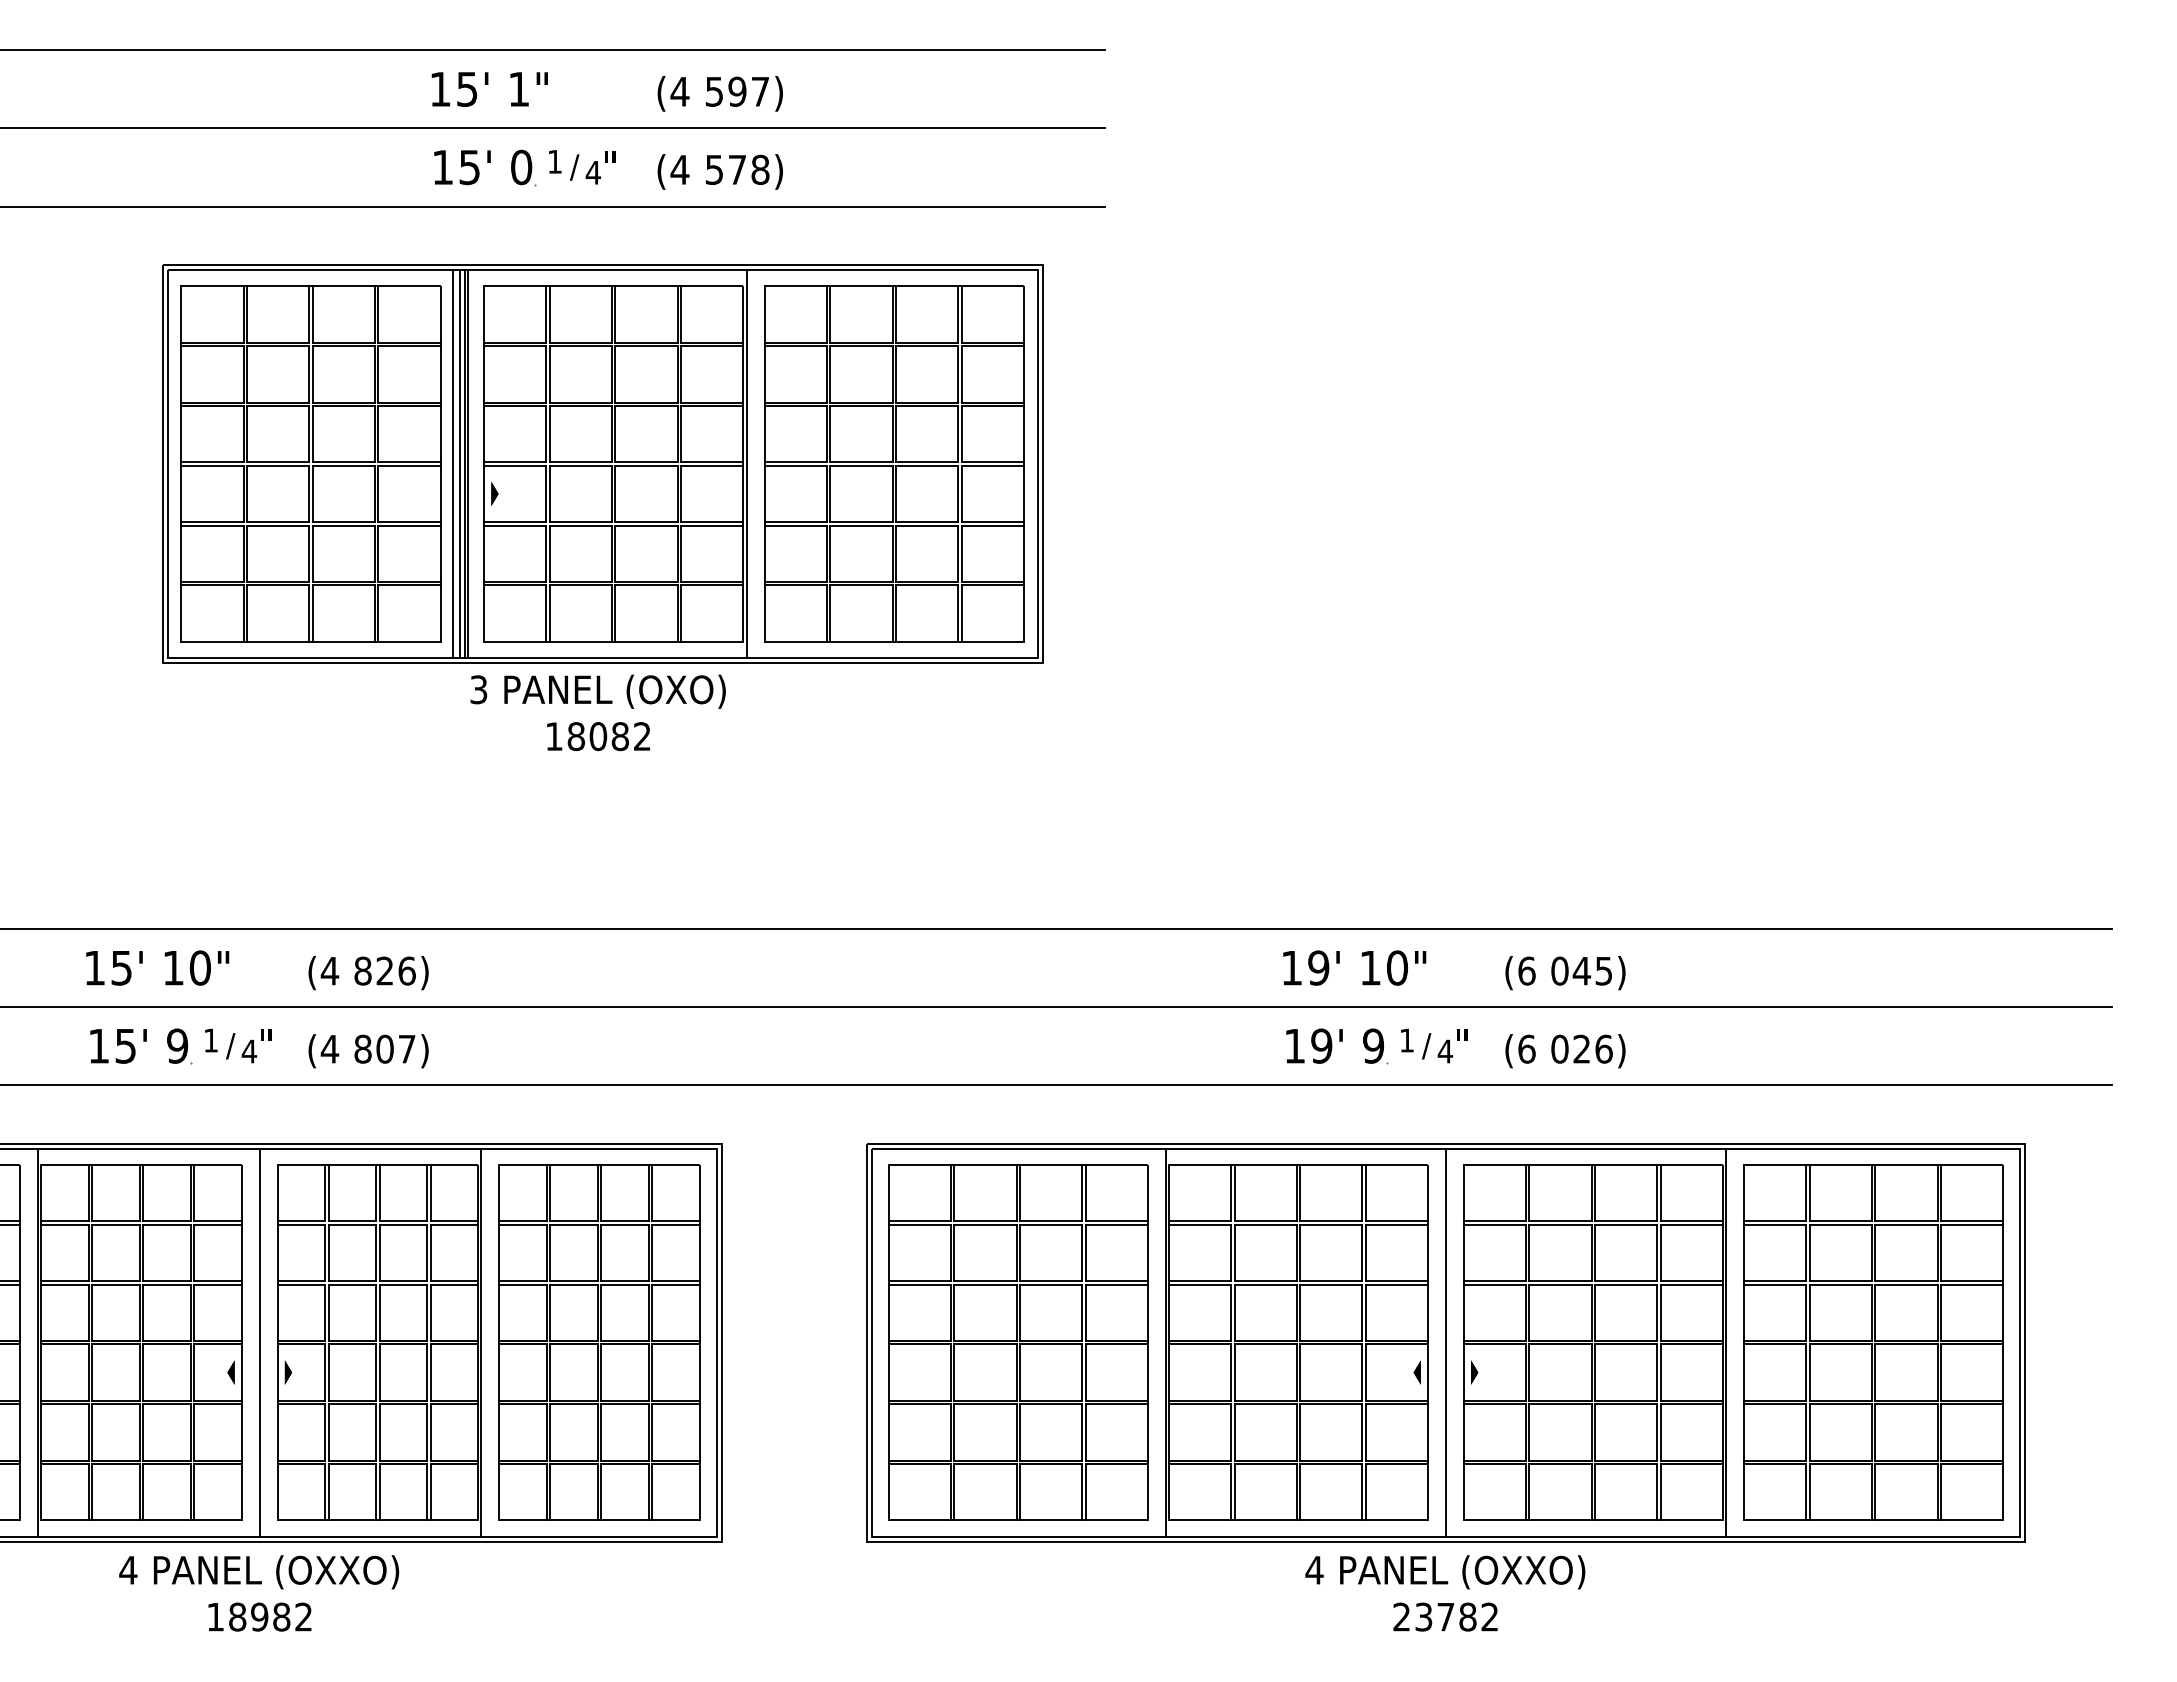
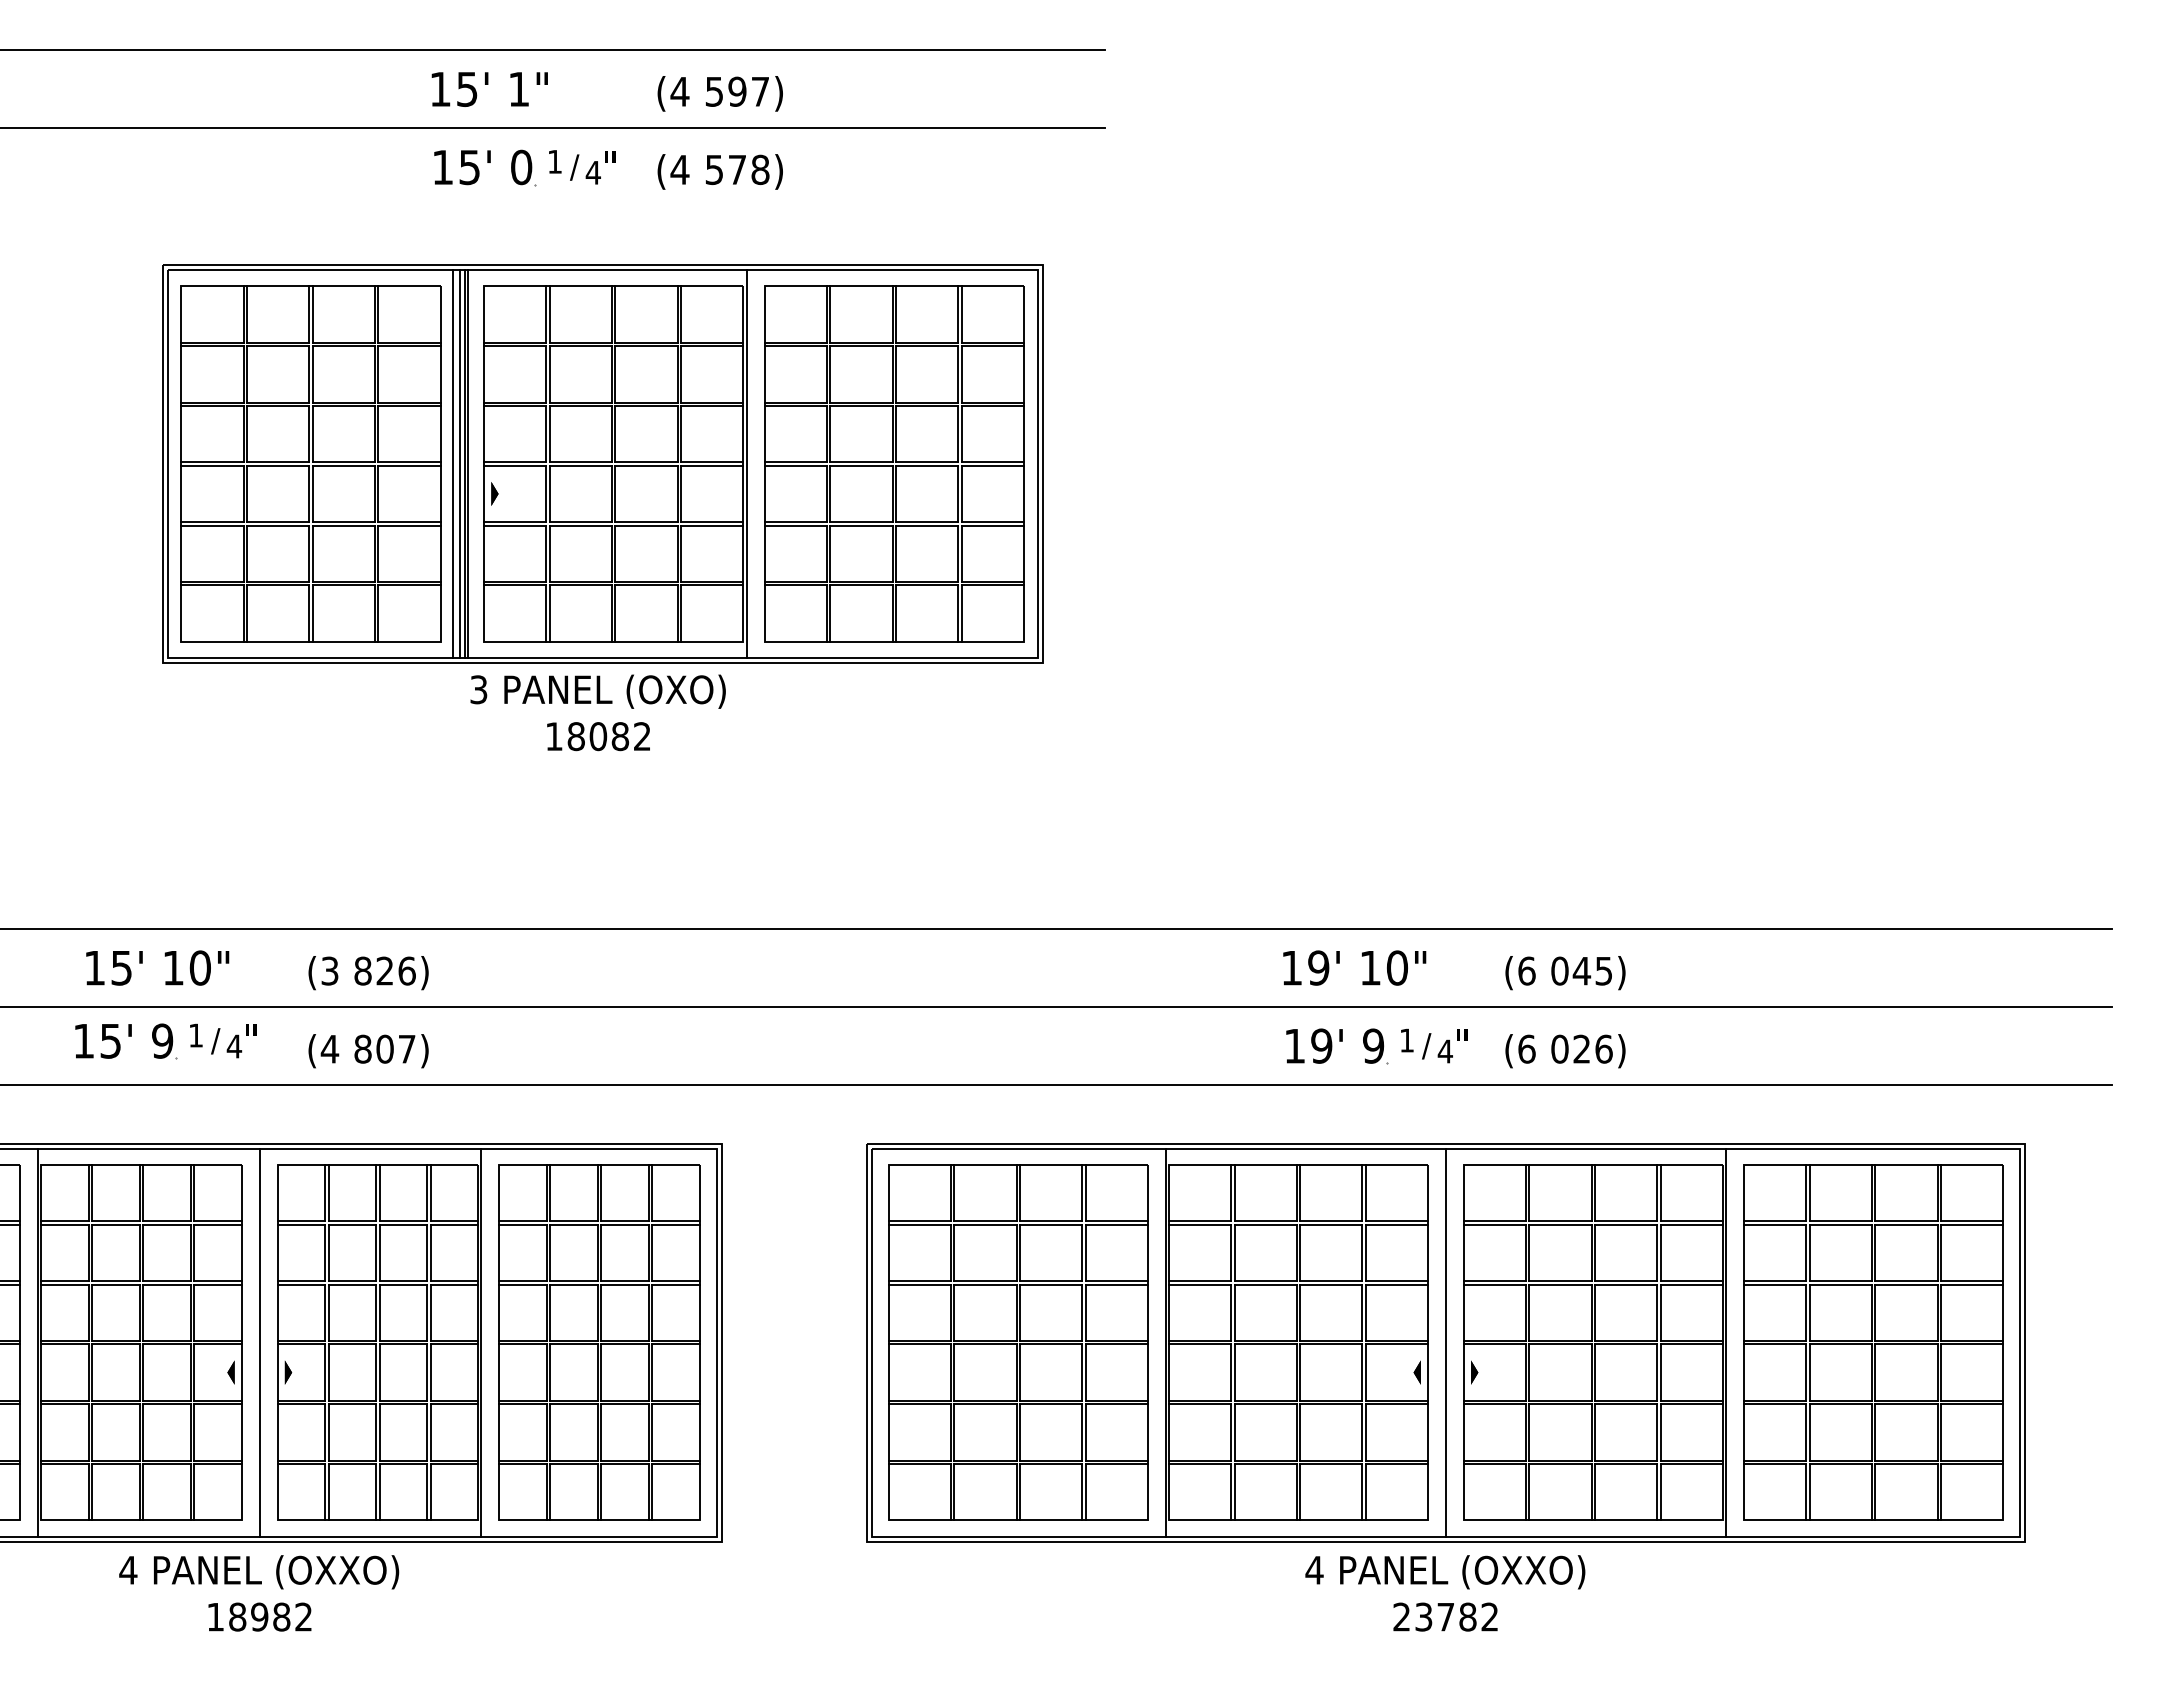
line: present -> none (553, 206)
text: (4 -> (3 (329, 970)
part position: (180, 1046) -> (165, 1041) (165, 1041)
